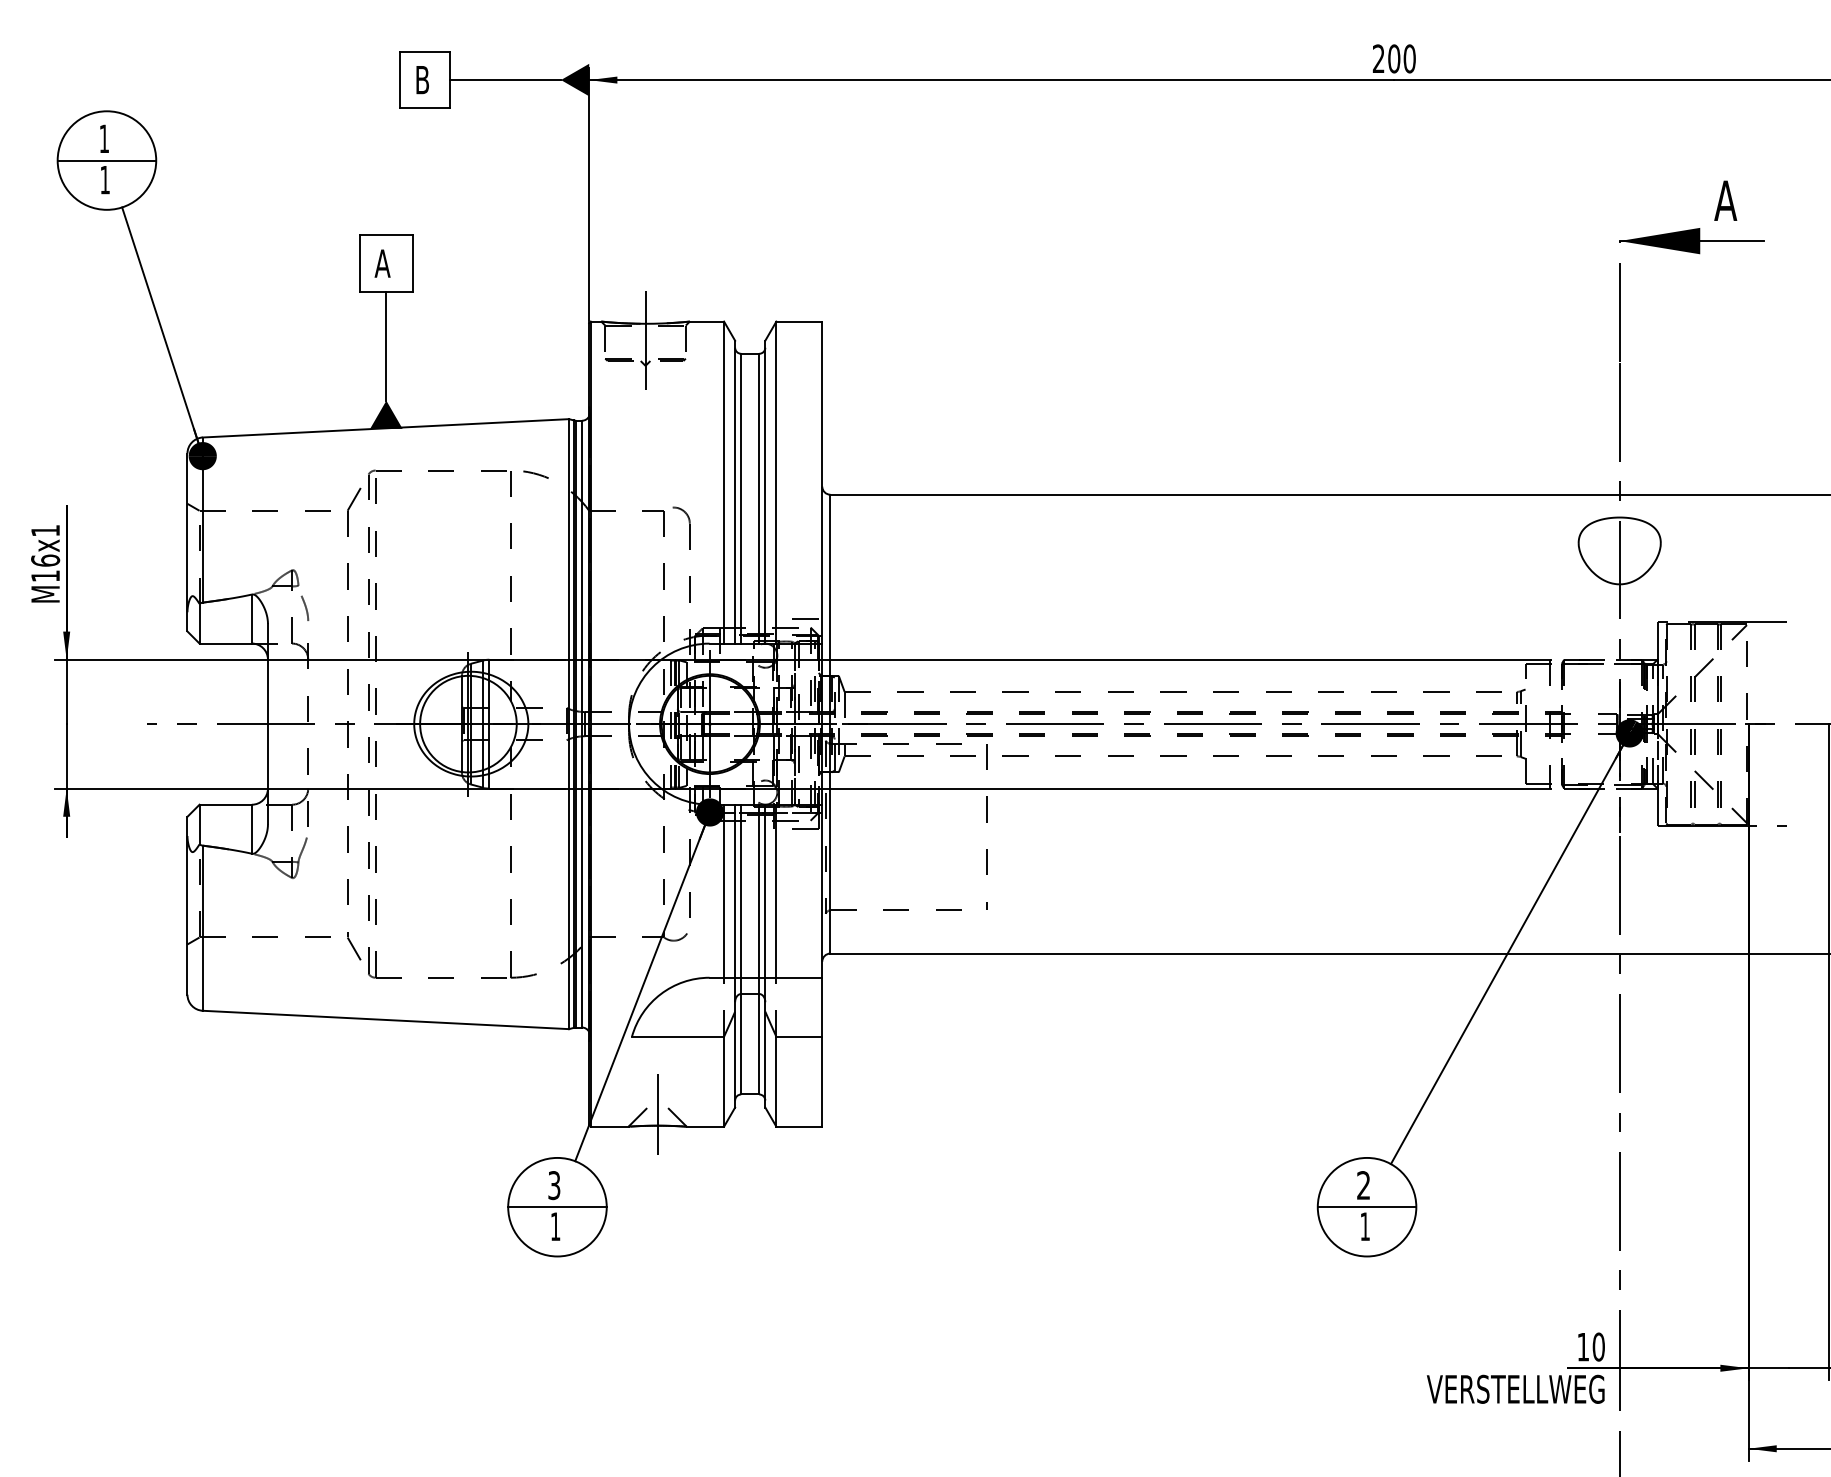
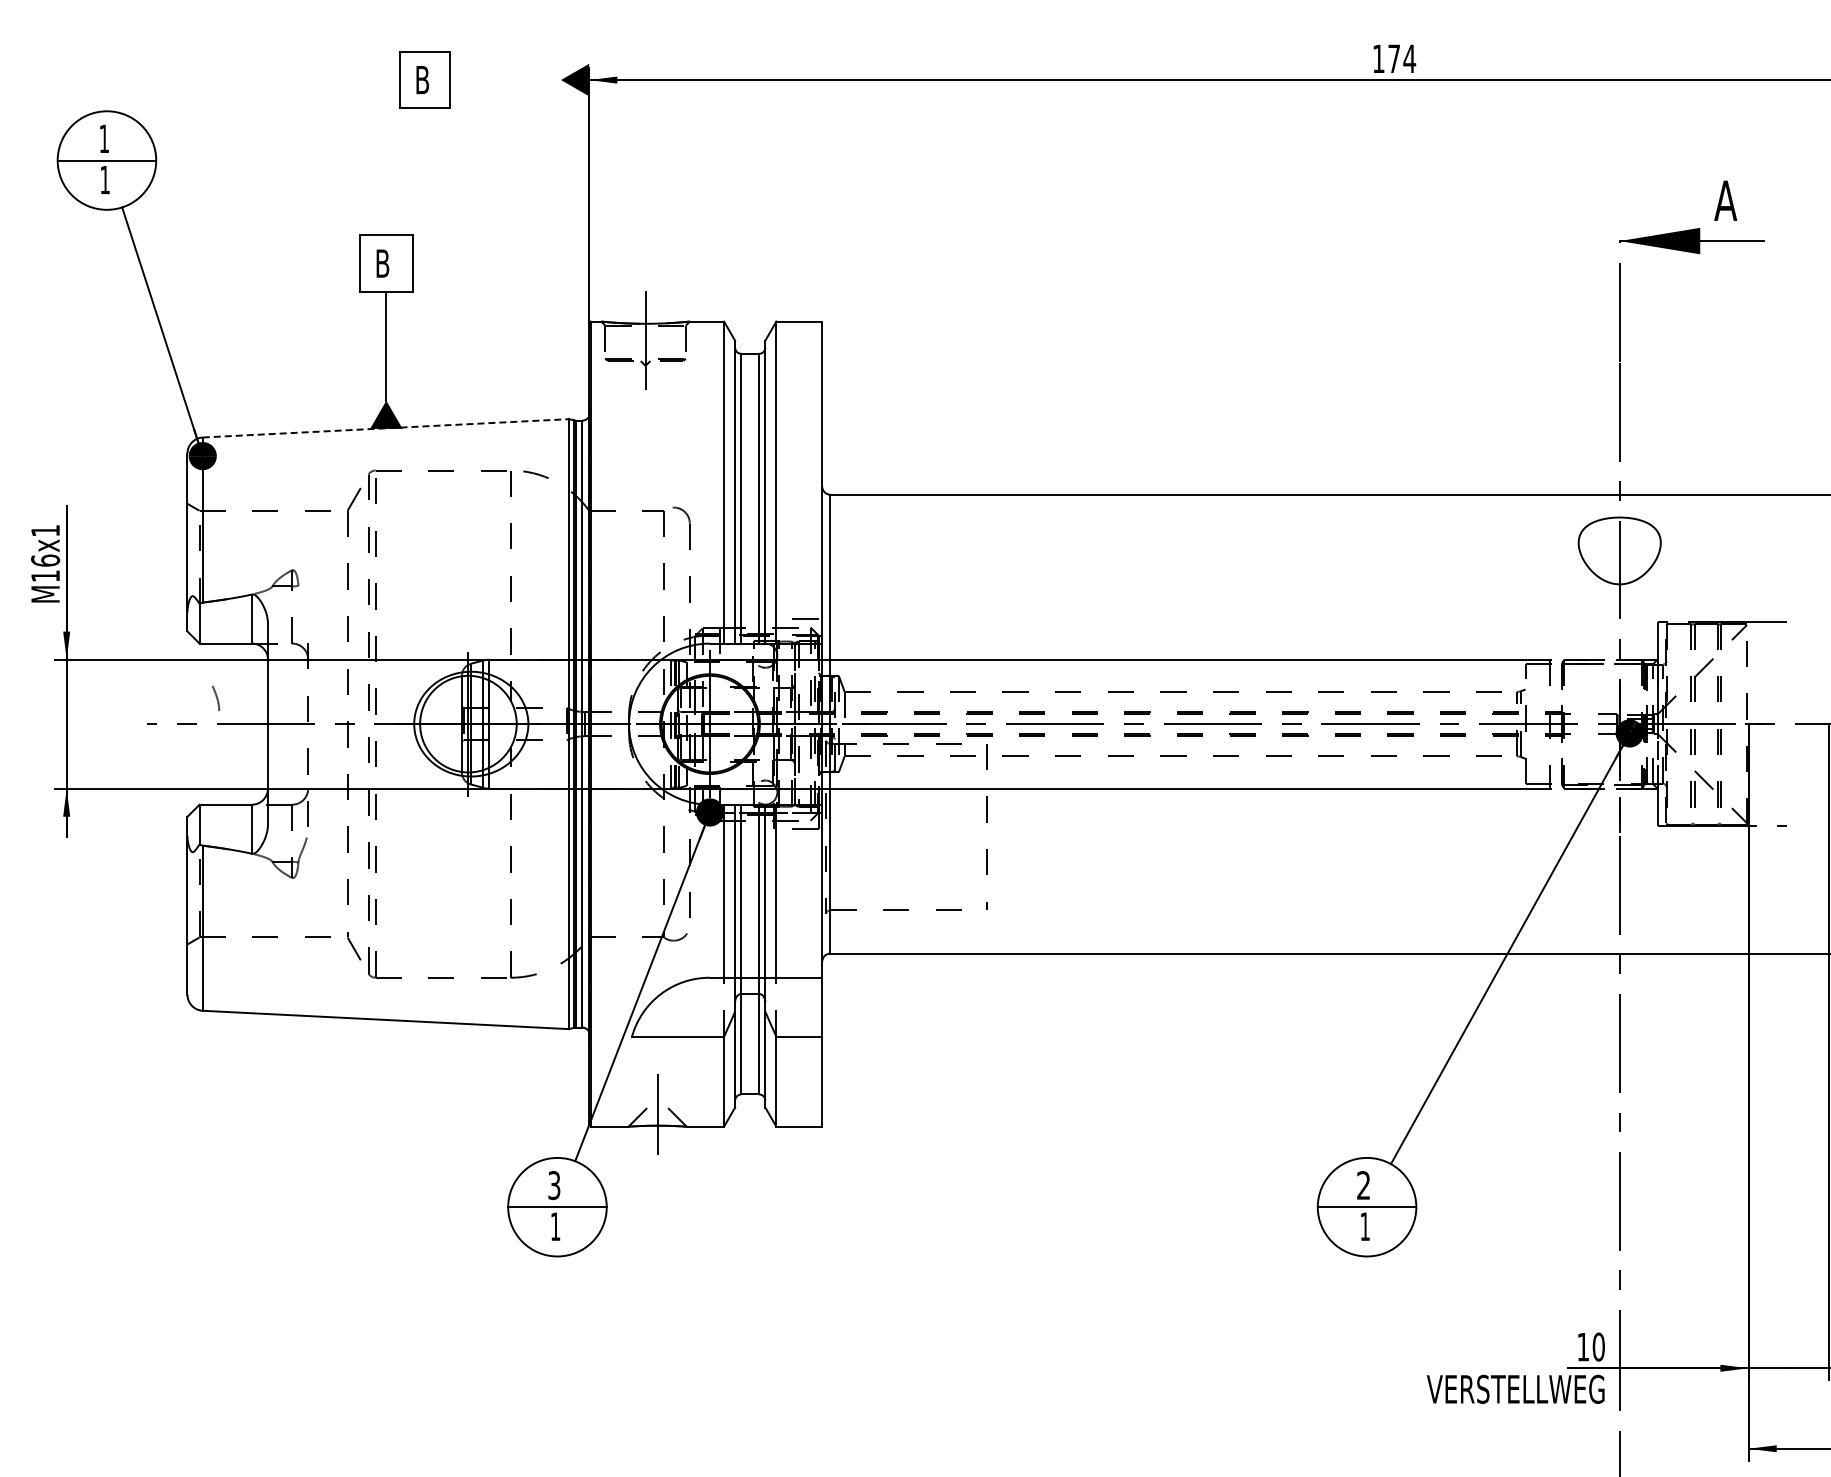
text: 200 -> 174 (1394, 58)
line: present -> none (505, 80)
text: A -> B (382, 263)
line: solid -> dashed (386, 428)
curve position: (304, 606) -> (215, 696) (215, 696)
